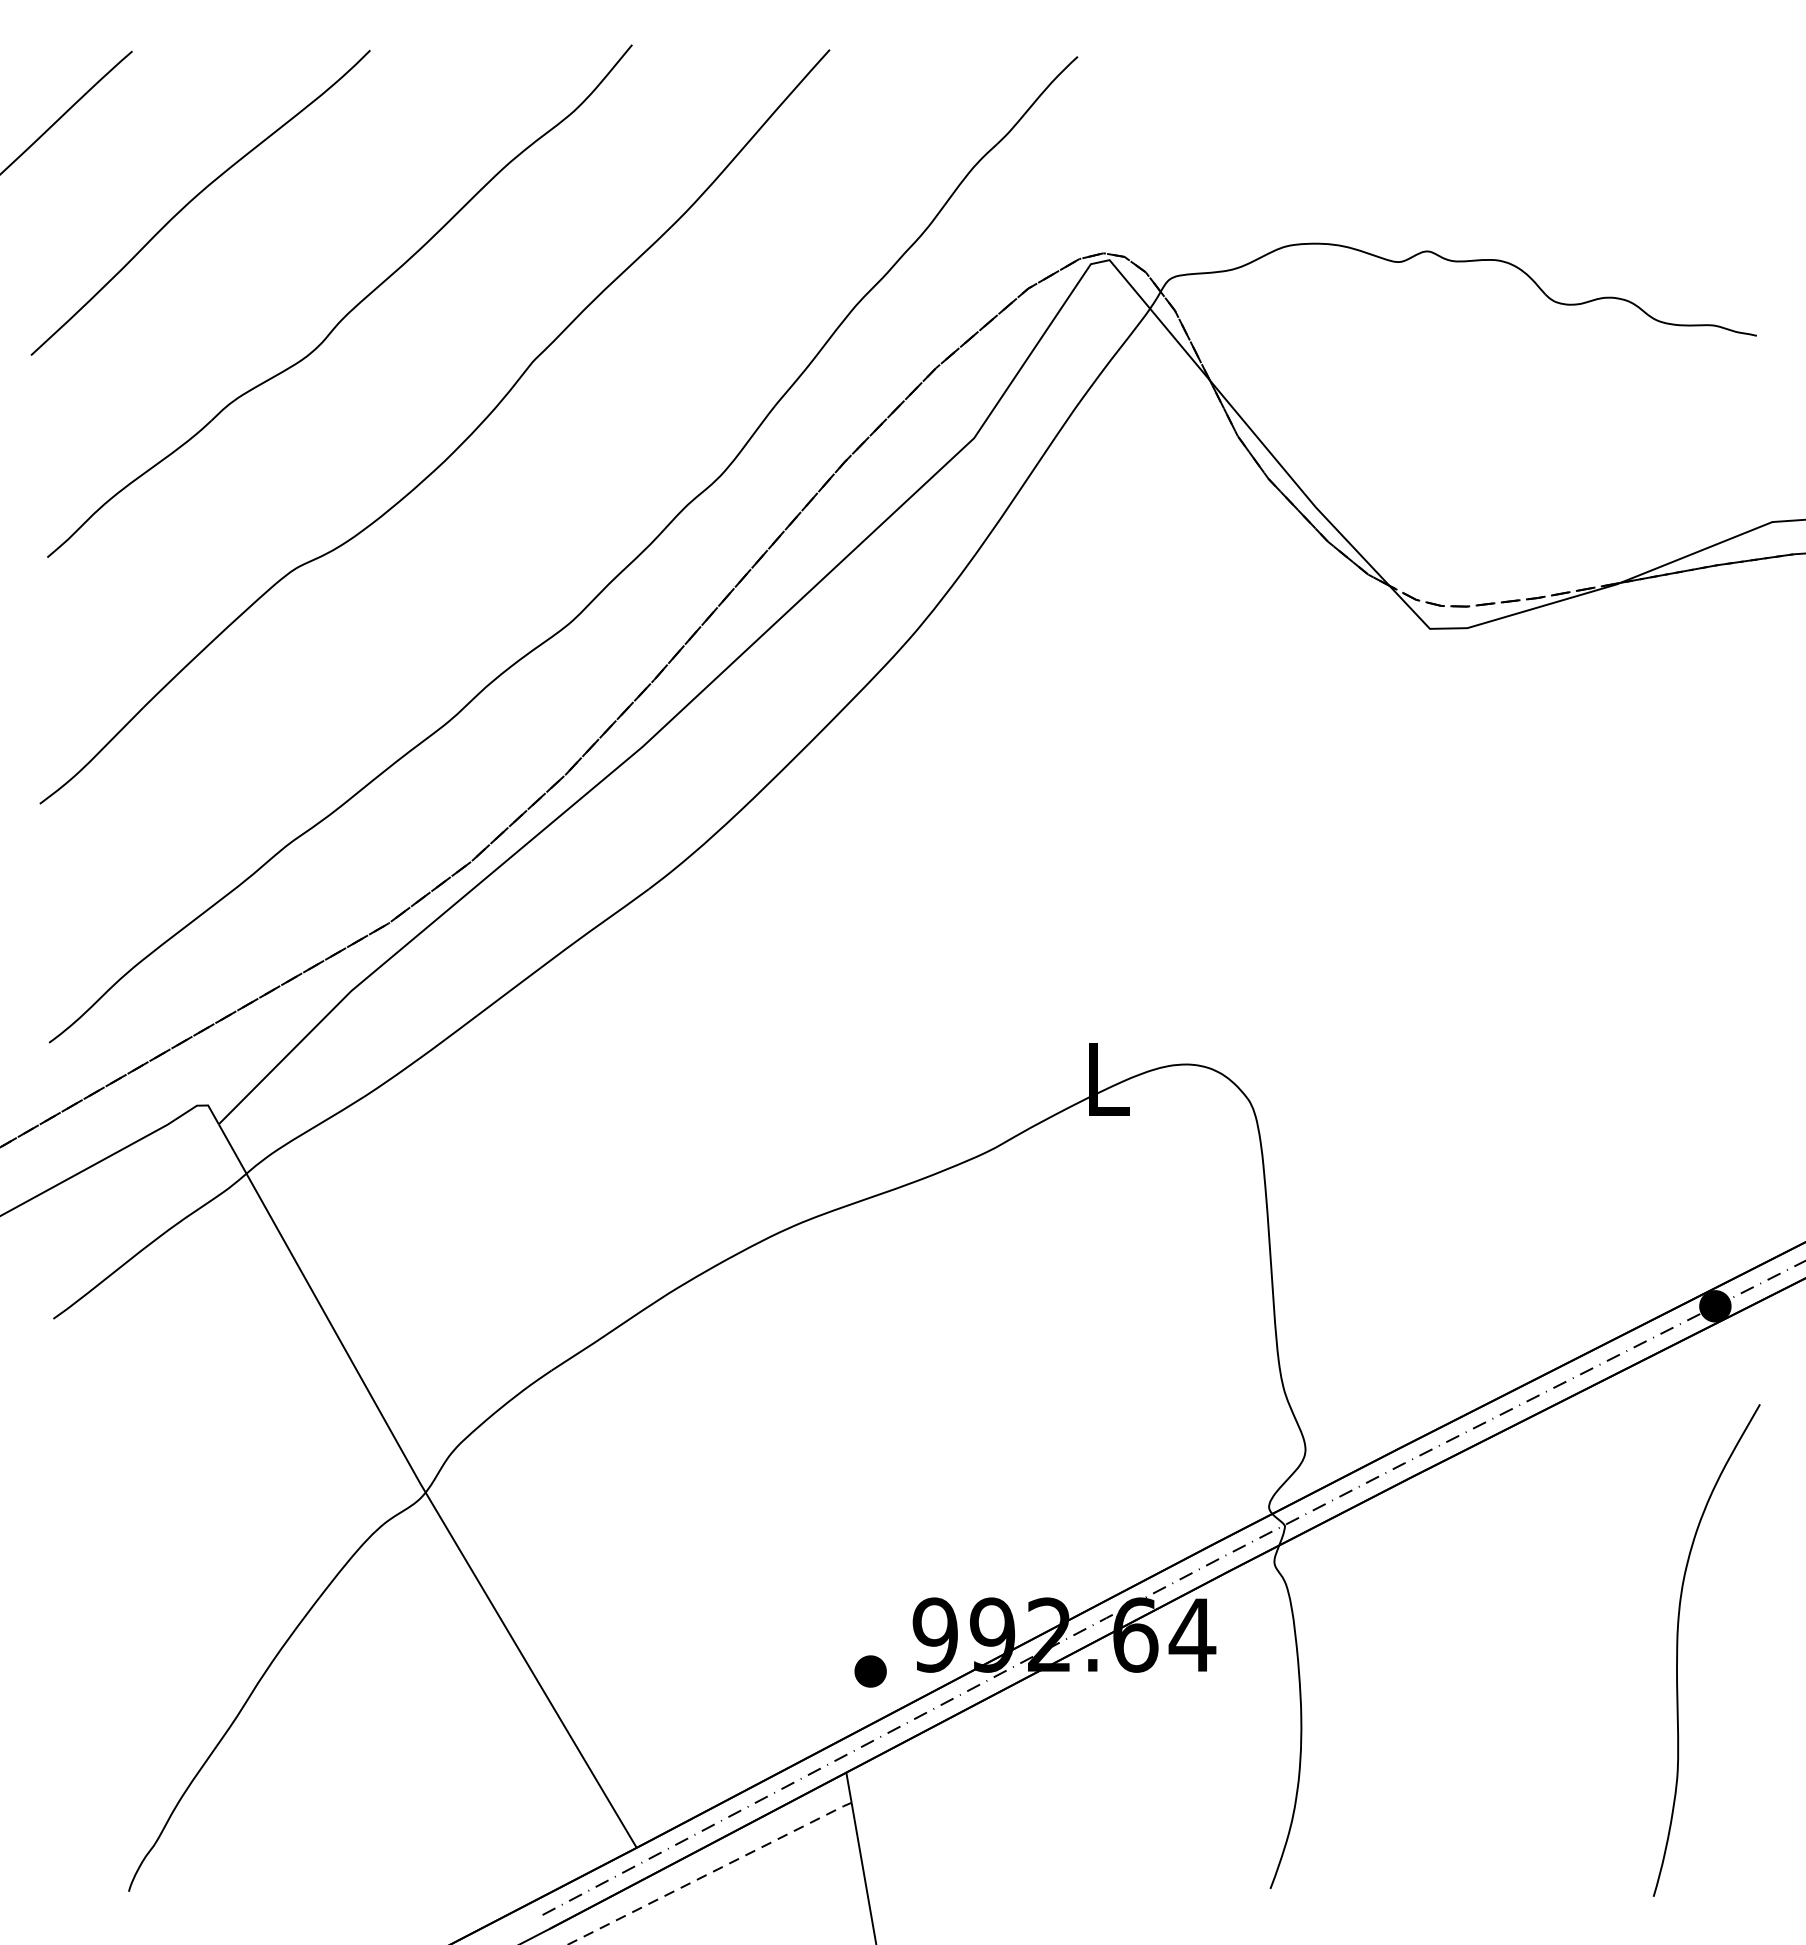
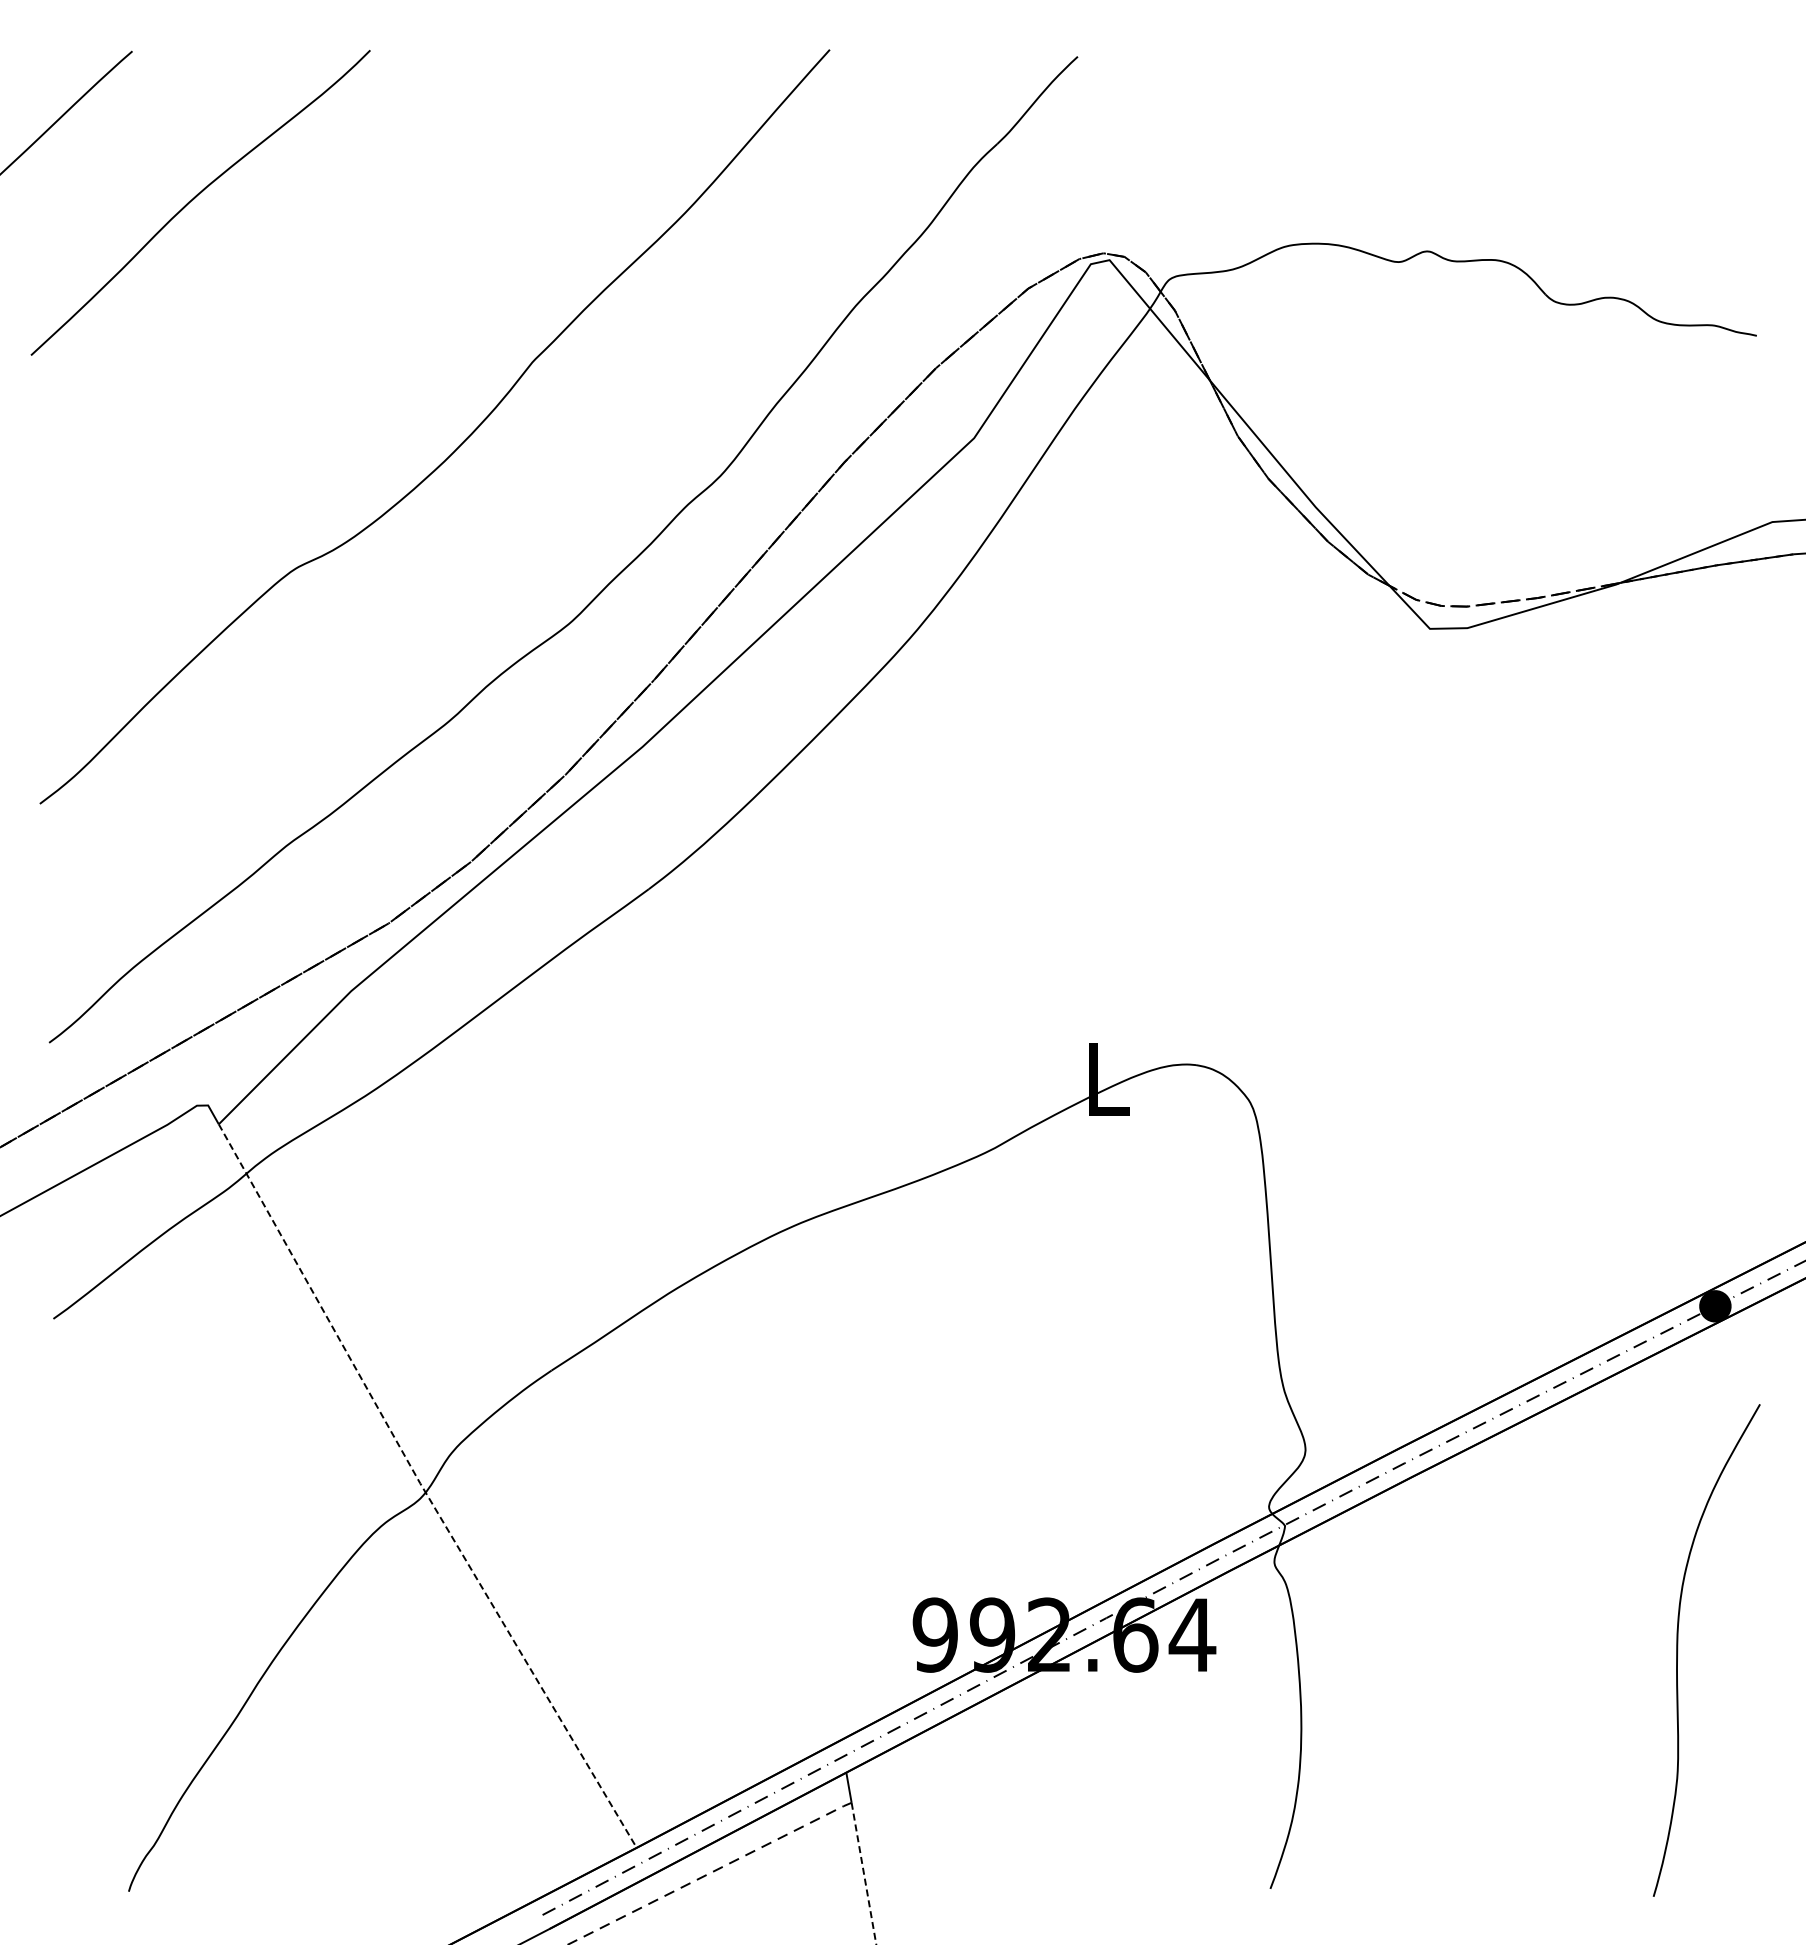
part: present -> none (347, 312)
line: solid -> dashed (423, 1488)
part: present -> none (870, 1671)
line: solid -> dashed (863, 1873)
